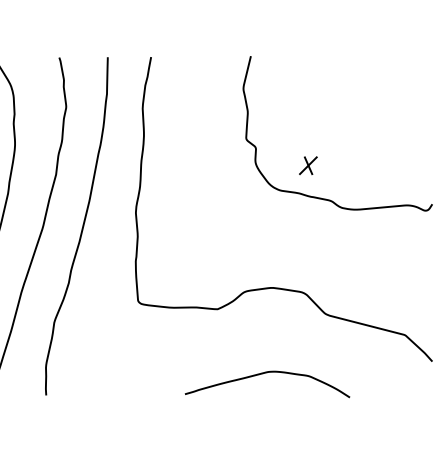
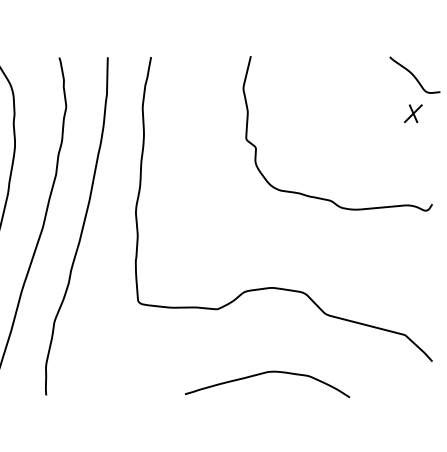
curve: none -> present (413, 74)
part position: (308, 165) -> (413, 113) (413, 113)
